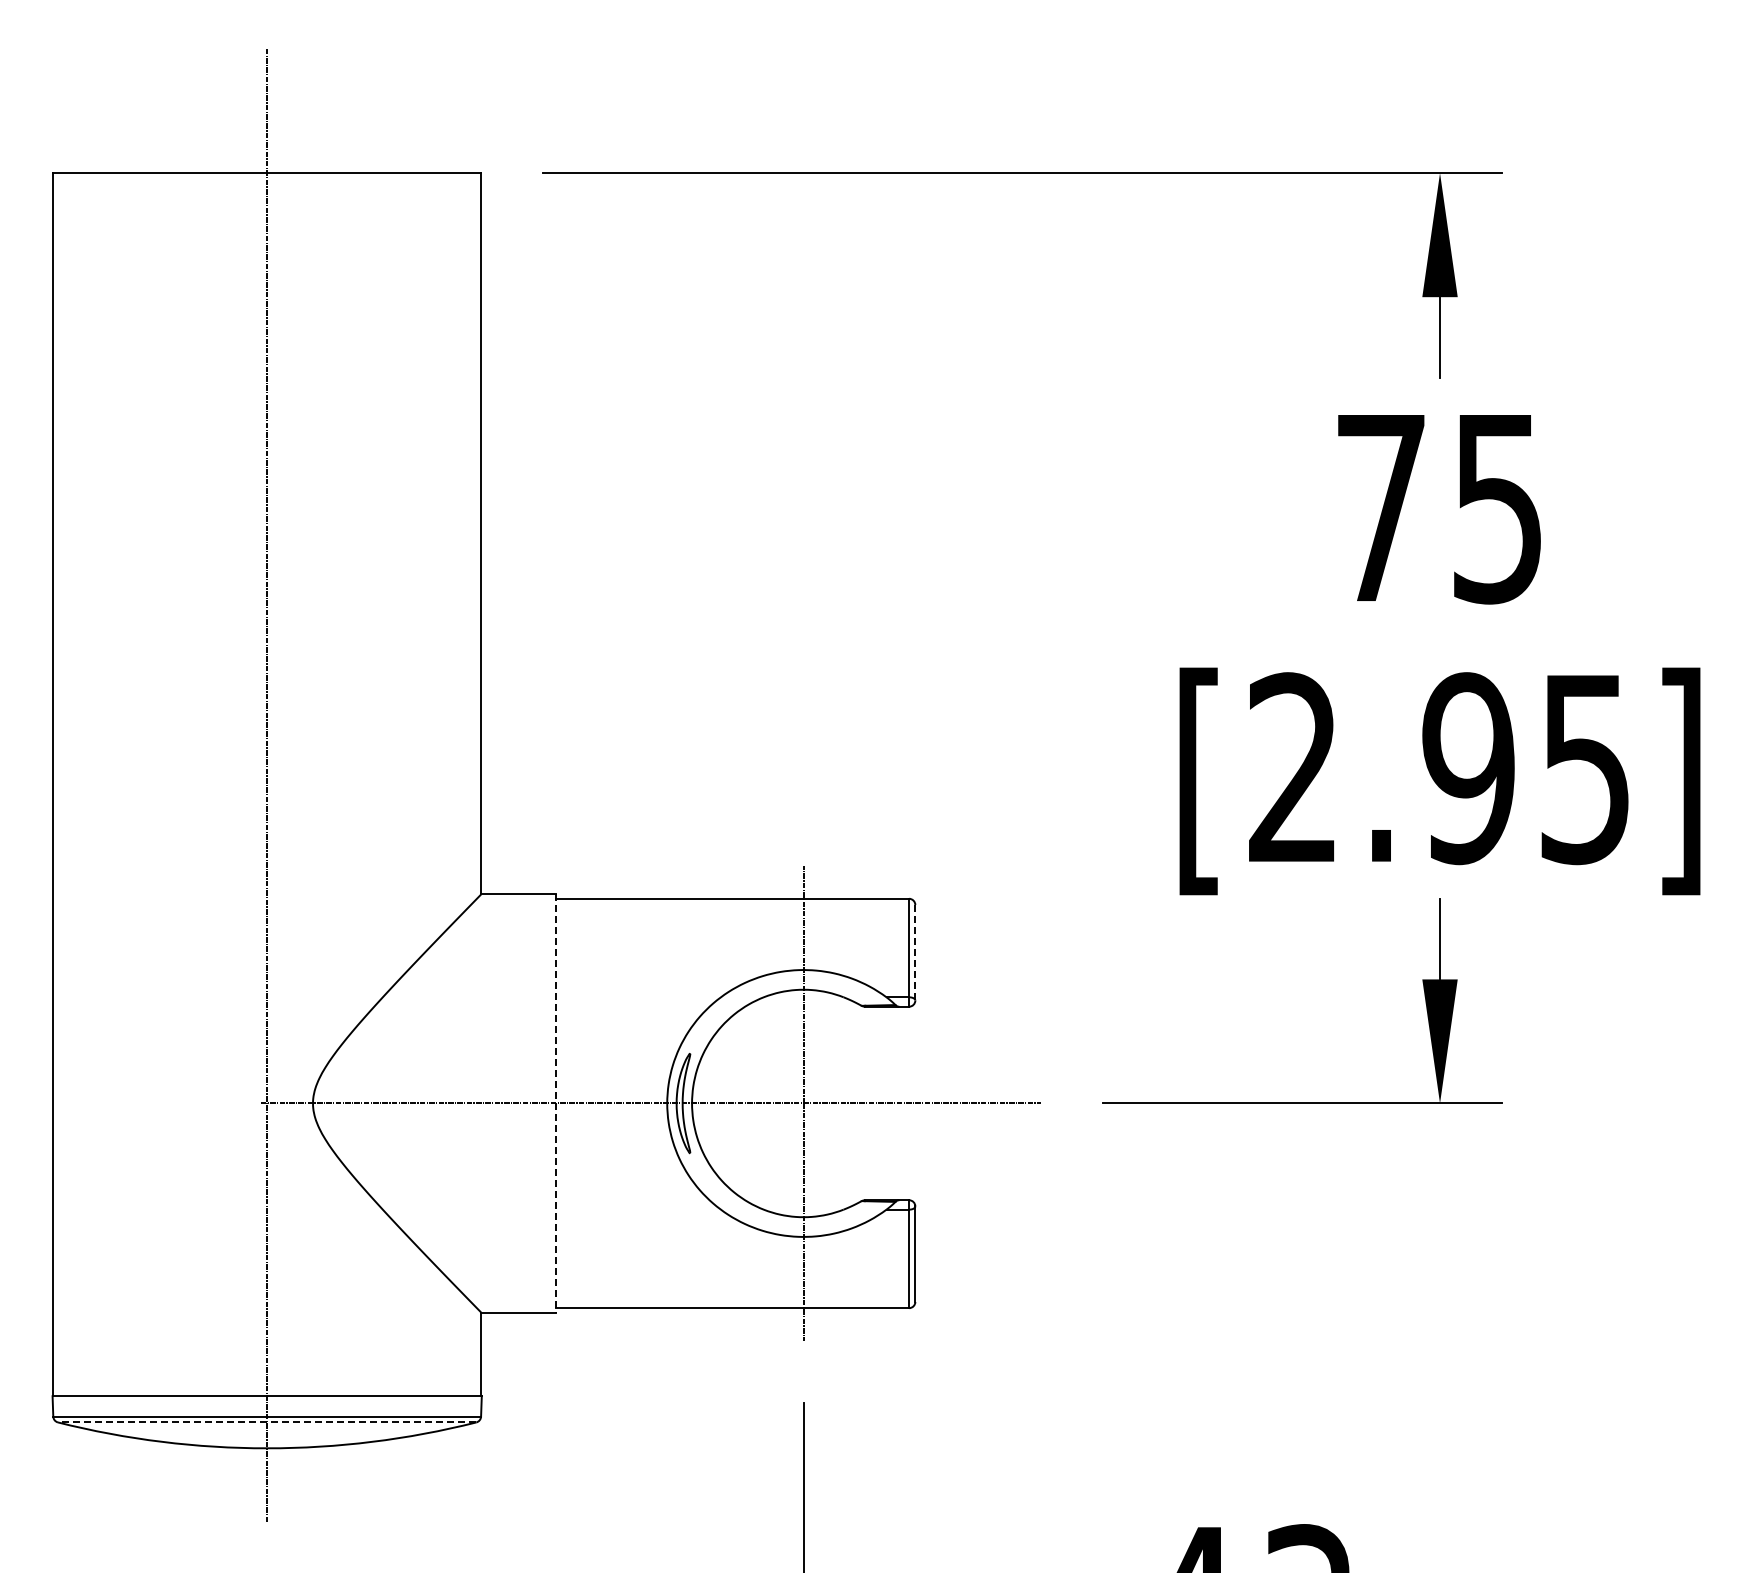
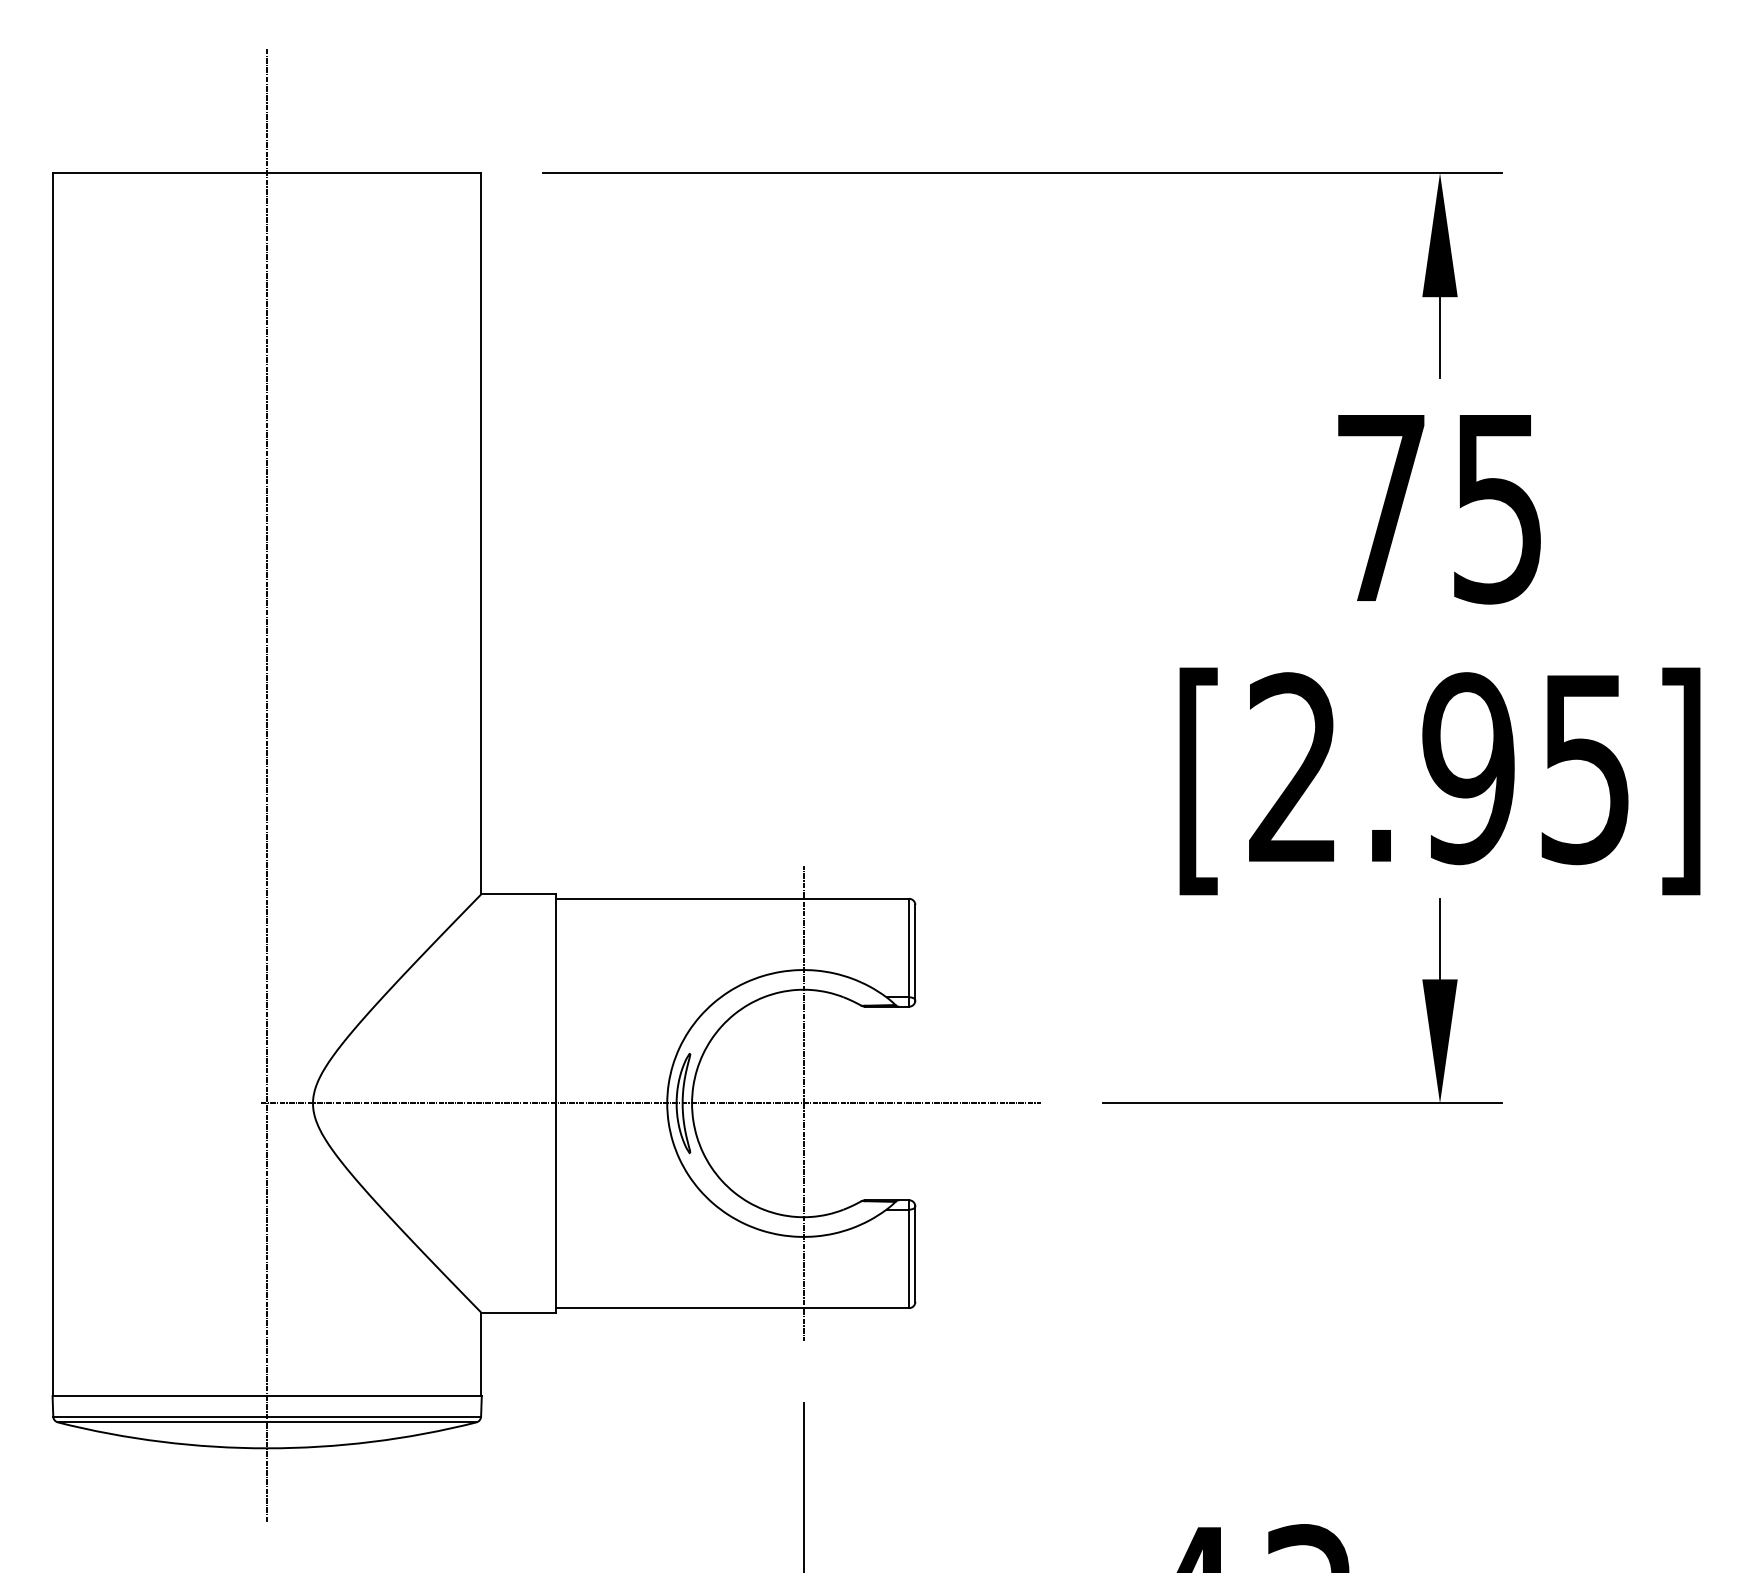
line: dashed -> solid (915, 952)
line: dashed -> solid (555, 1103)
line: dashed -> solid (266, 1422)
